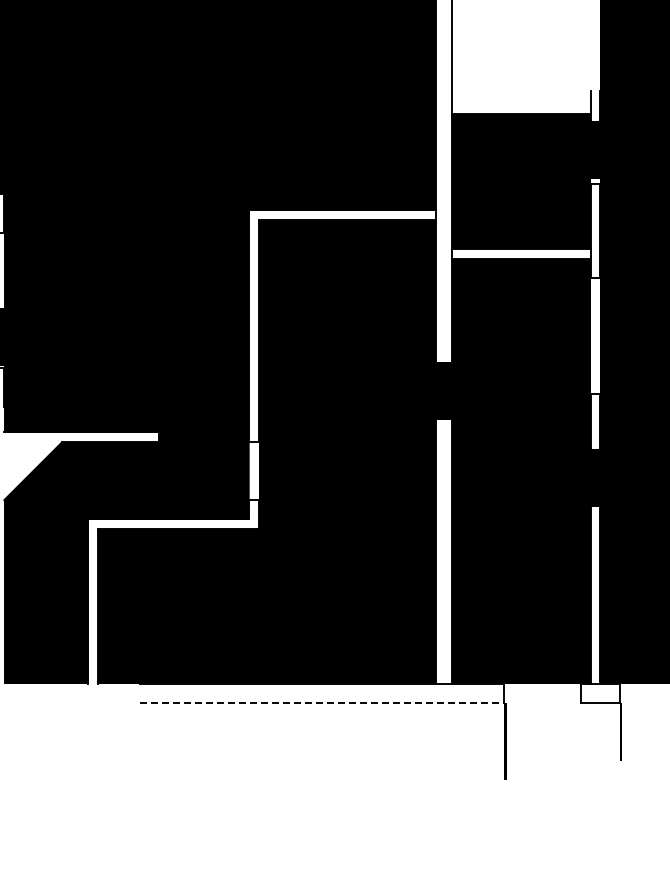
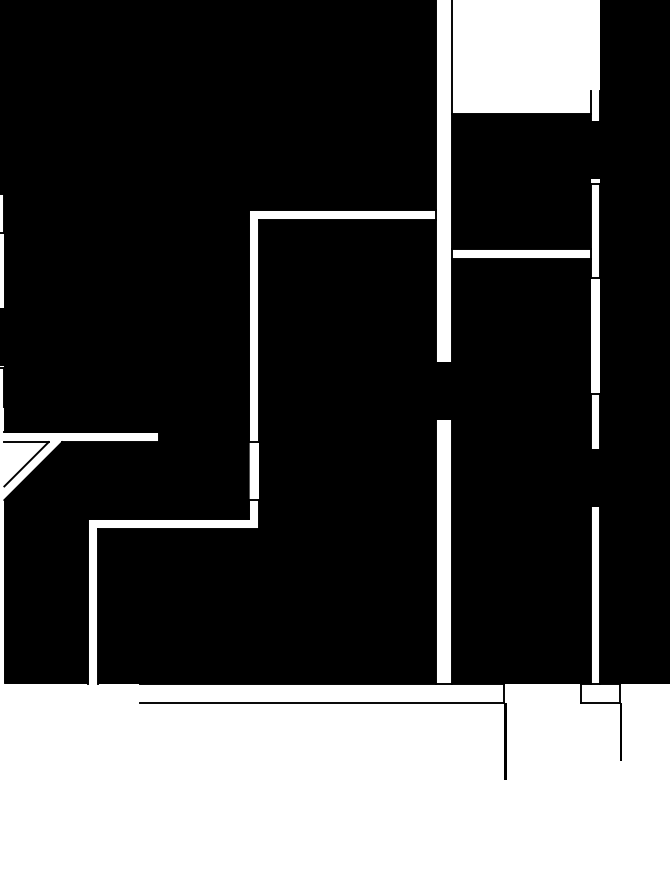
part: none -> present (26, 464)
line: dashed -> solid (322, 703)
